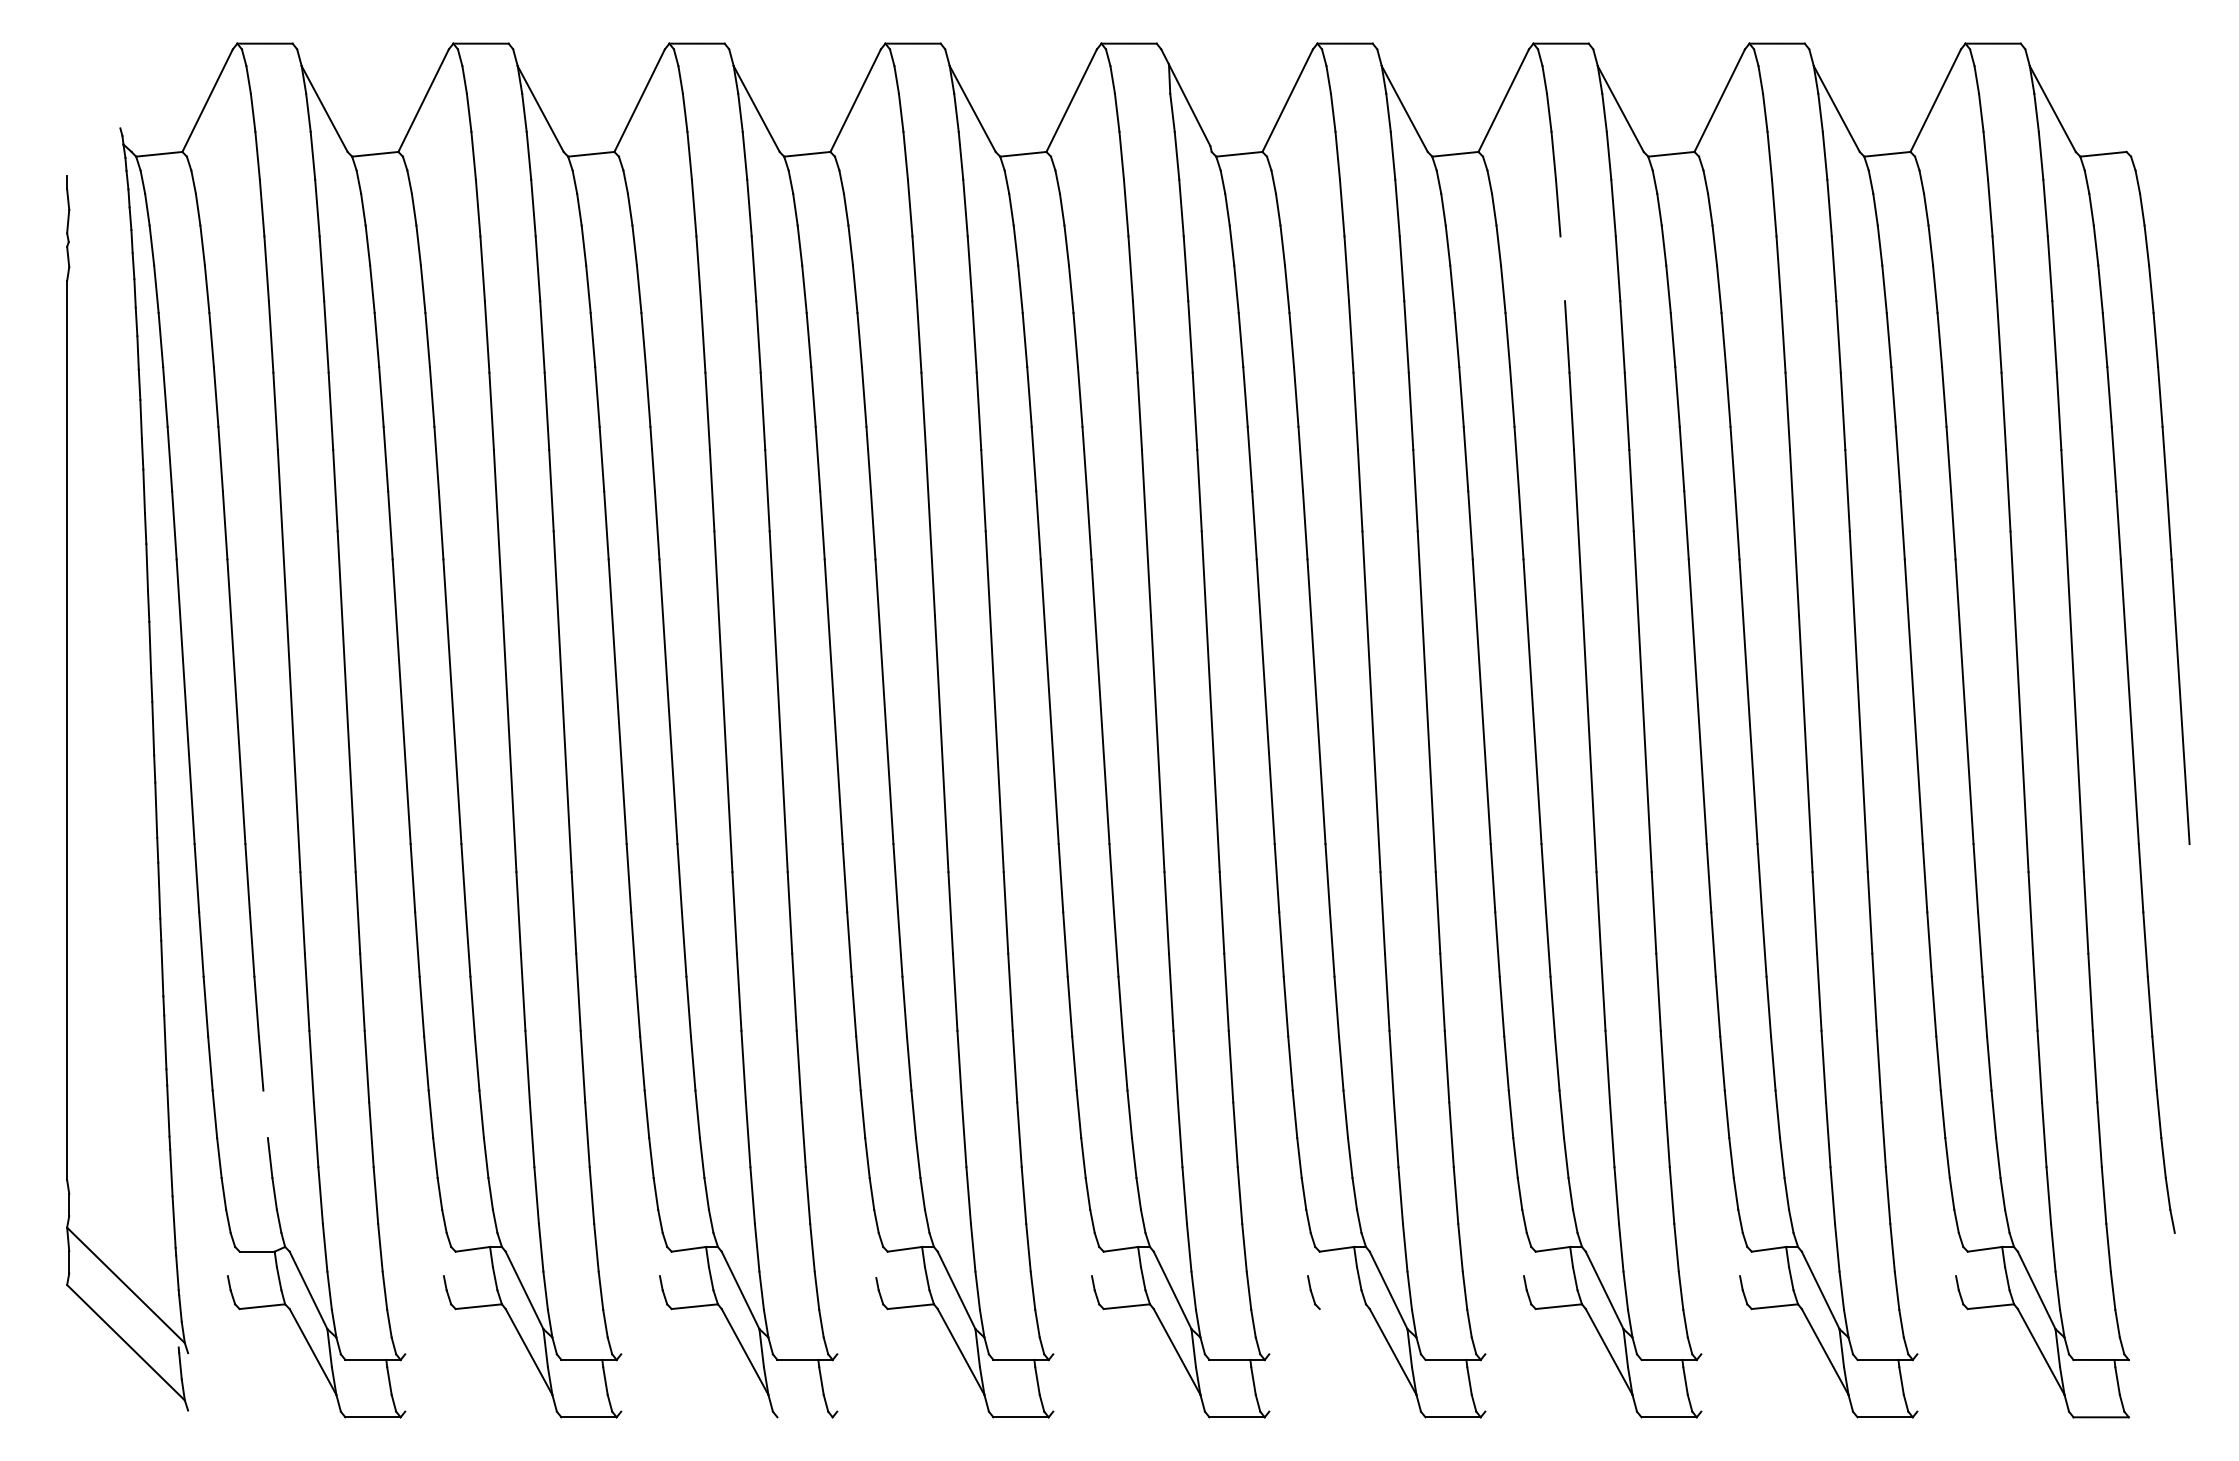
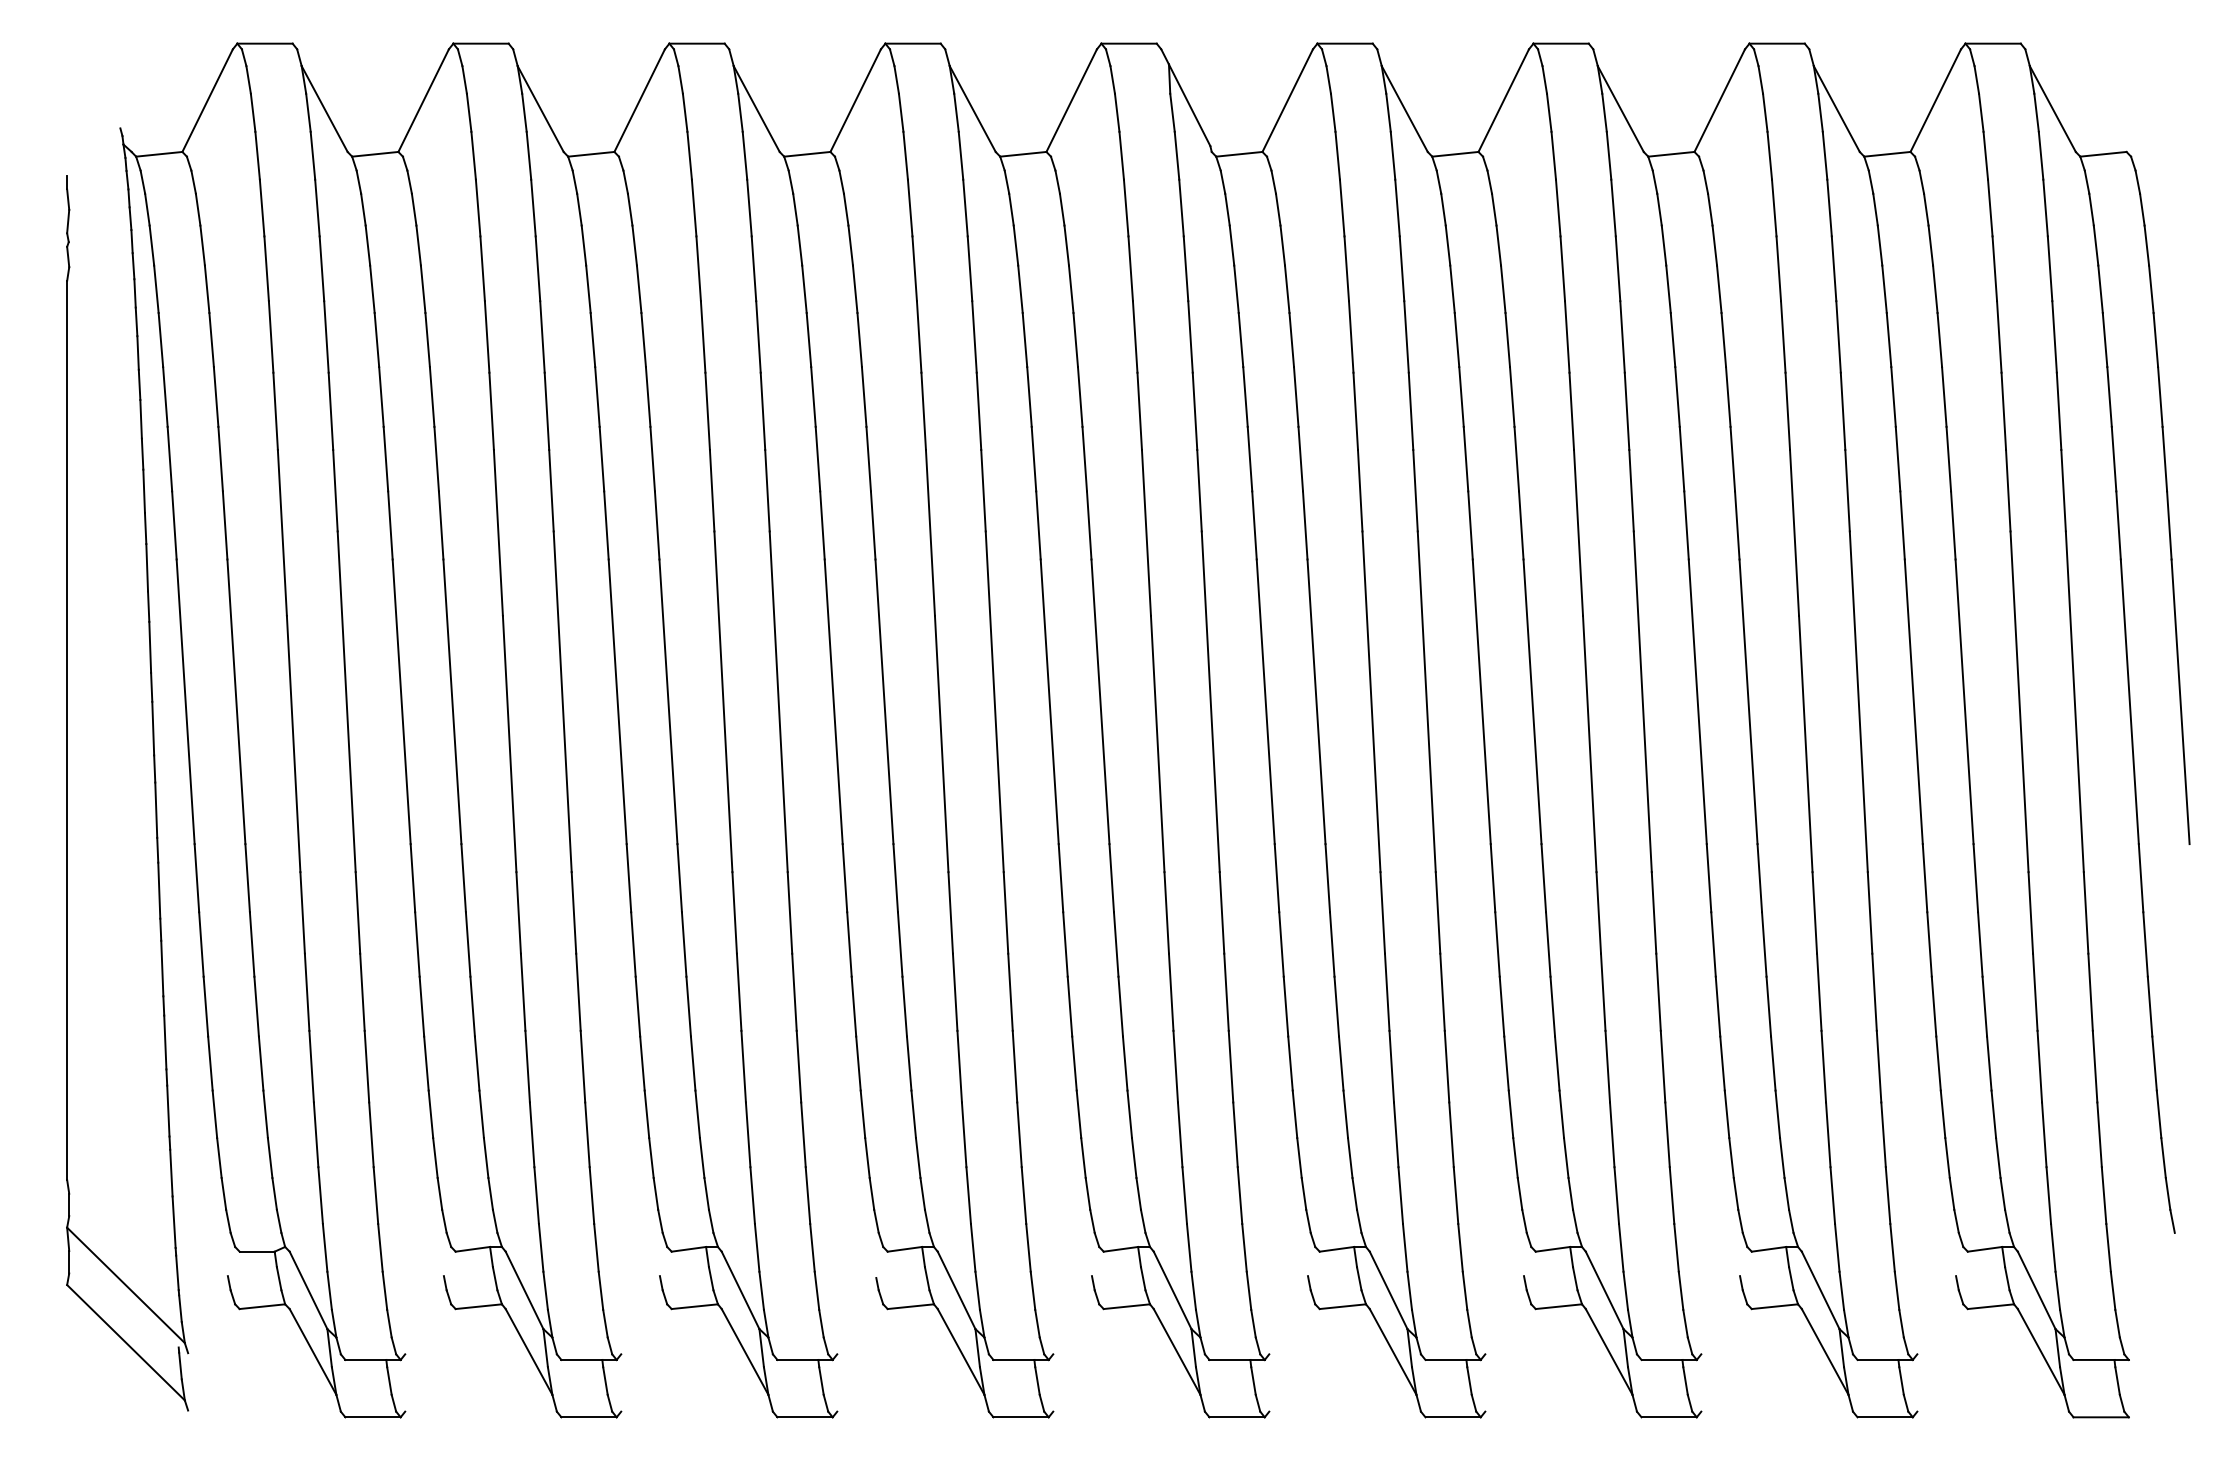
line: none -> present (1562, 268)
line: none -> present (265, 1114)
line: none -> present (1342, 1306)
line: none -> present (804, 1417)
